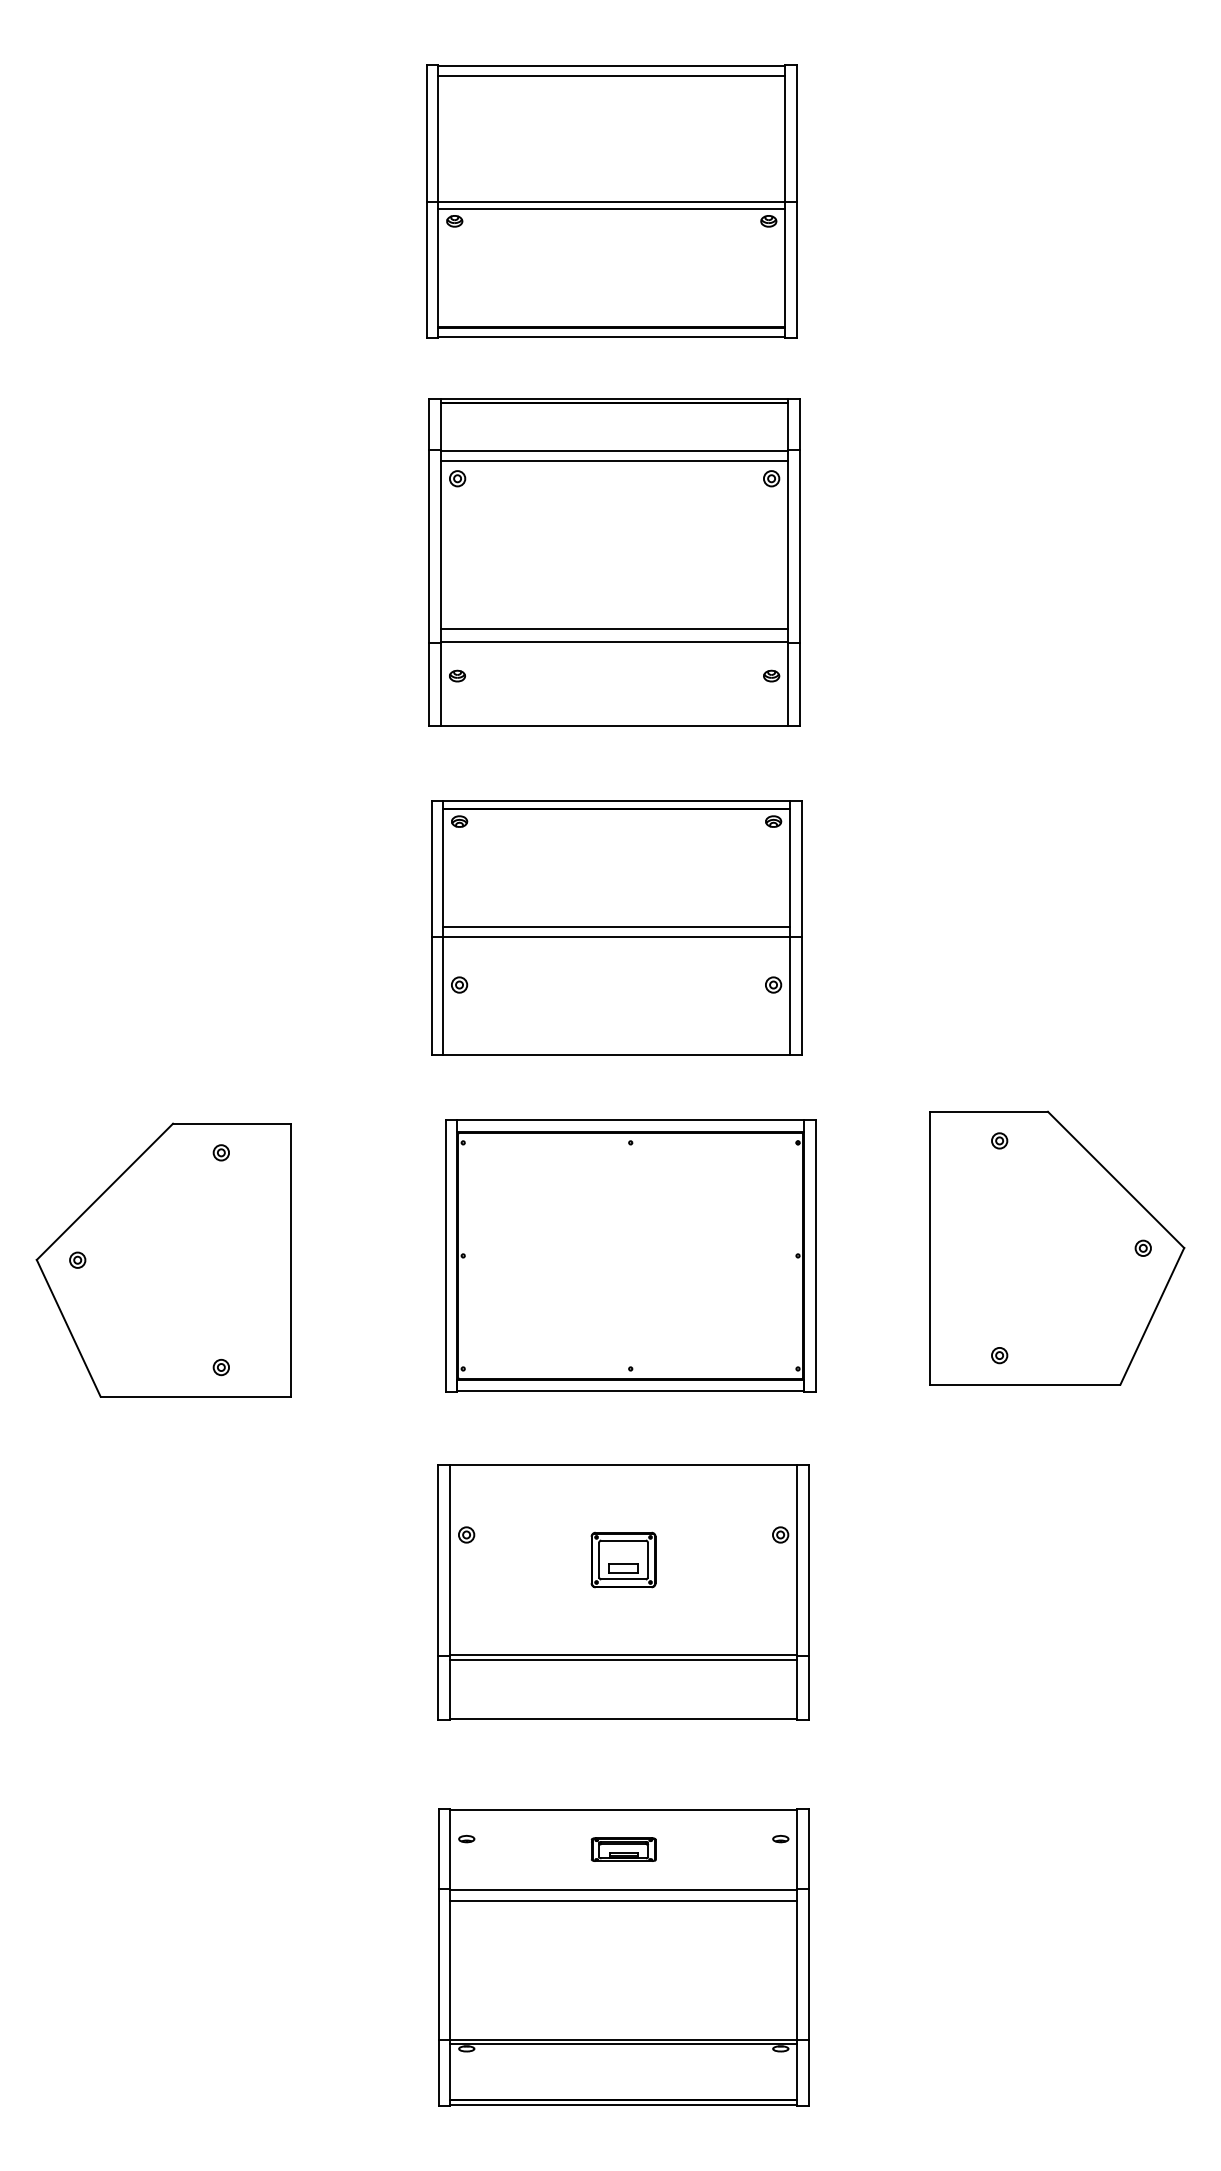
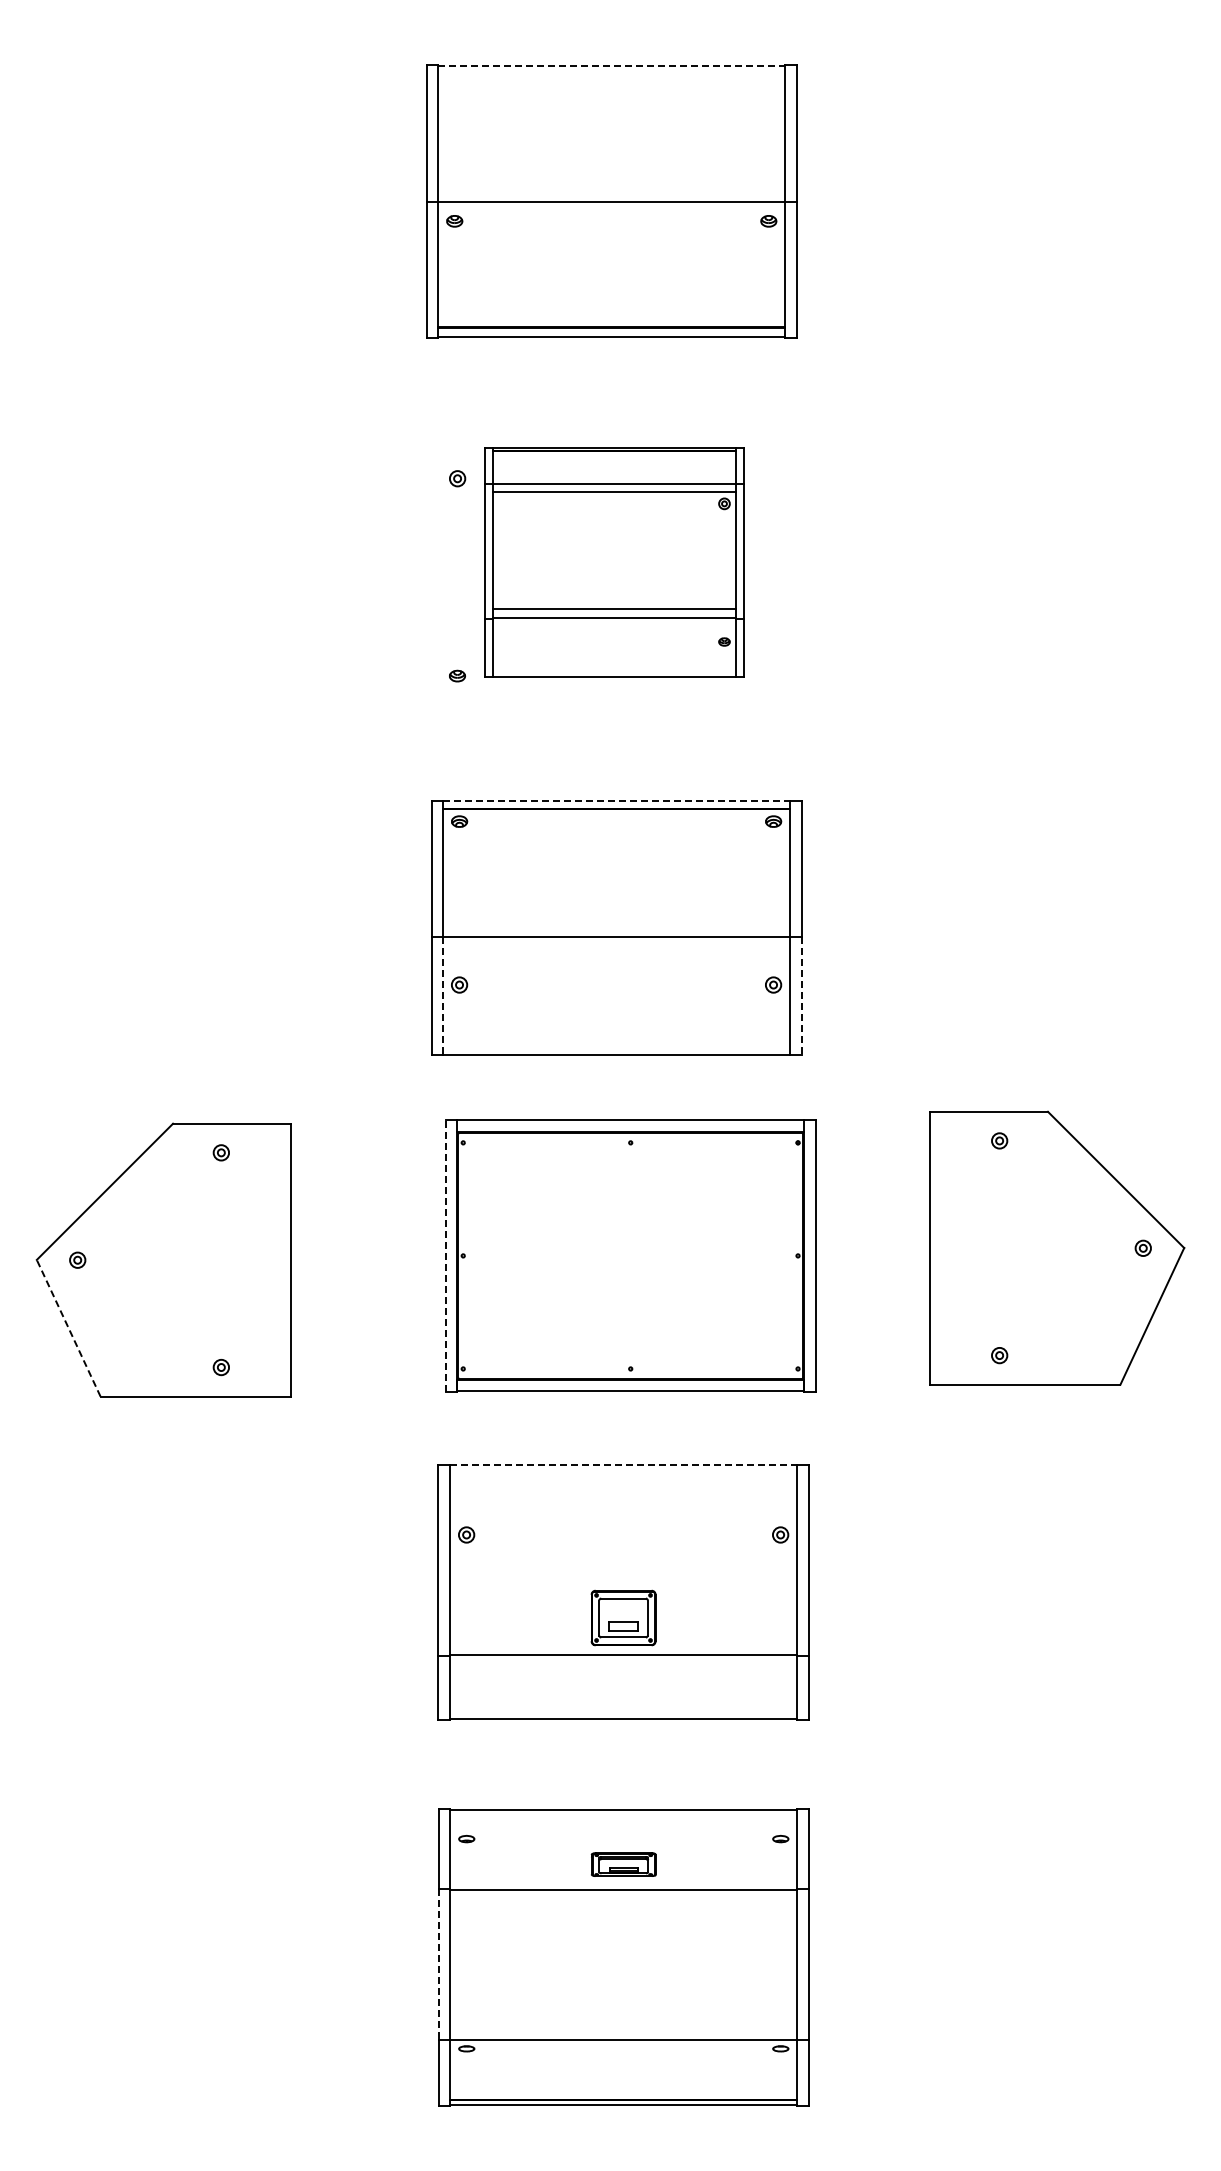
line: solid -> dashed (612, 66)
line: present -> none (611, 75)
line: present -> none (611, 209)
part size: 373x329 px -> 261x231 px (614, 562)
line: solid -> dashed (617, 801)
line: present -> none (616, 927)
line: solid -> dashed (443, 996)
line: solid -> dashed (801, 996)
line: solid -> dashed (445, 1255)
line: solid -> dashed (68, 1327)
line: solid -> dashed (624, 1465)
part position: (623, 1559) -> (623, 1617) (623, 1617)
line: present -> none (623, 1659)
part position: (623, 1849) -> (623, 1864) (623, 1864)
line: present -> none (623, 1900)
line: solid -> dashed (438, 1965)
line: present -> none (623, 2043)
